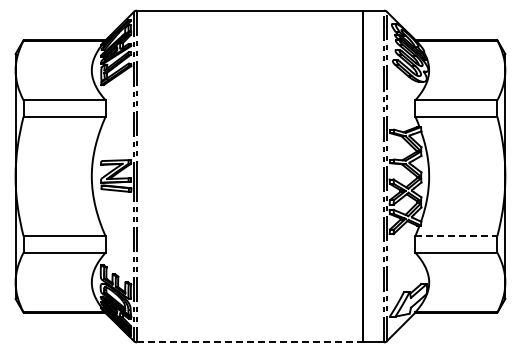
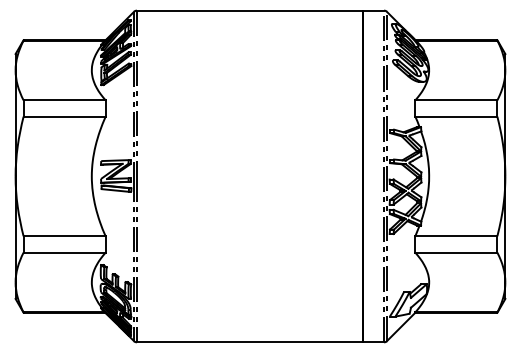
line: dashed -> solid (456, 236)
line: dashed -> solid (250, 342)
